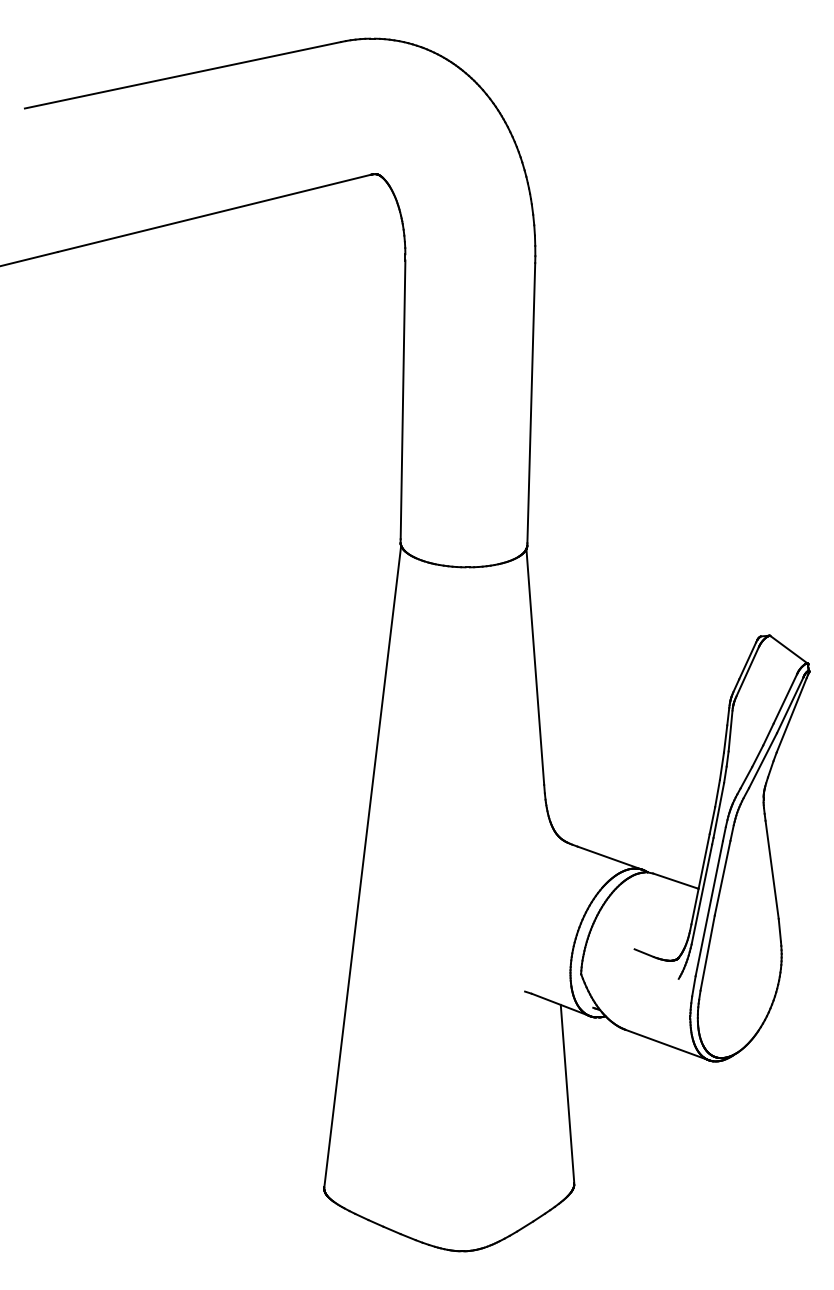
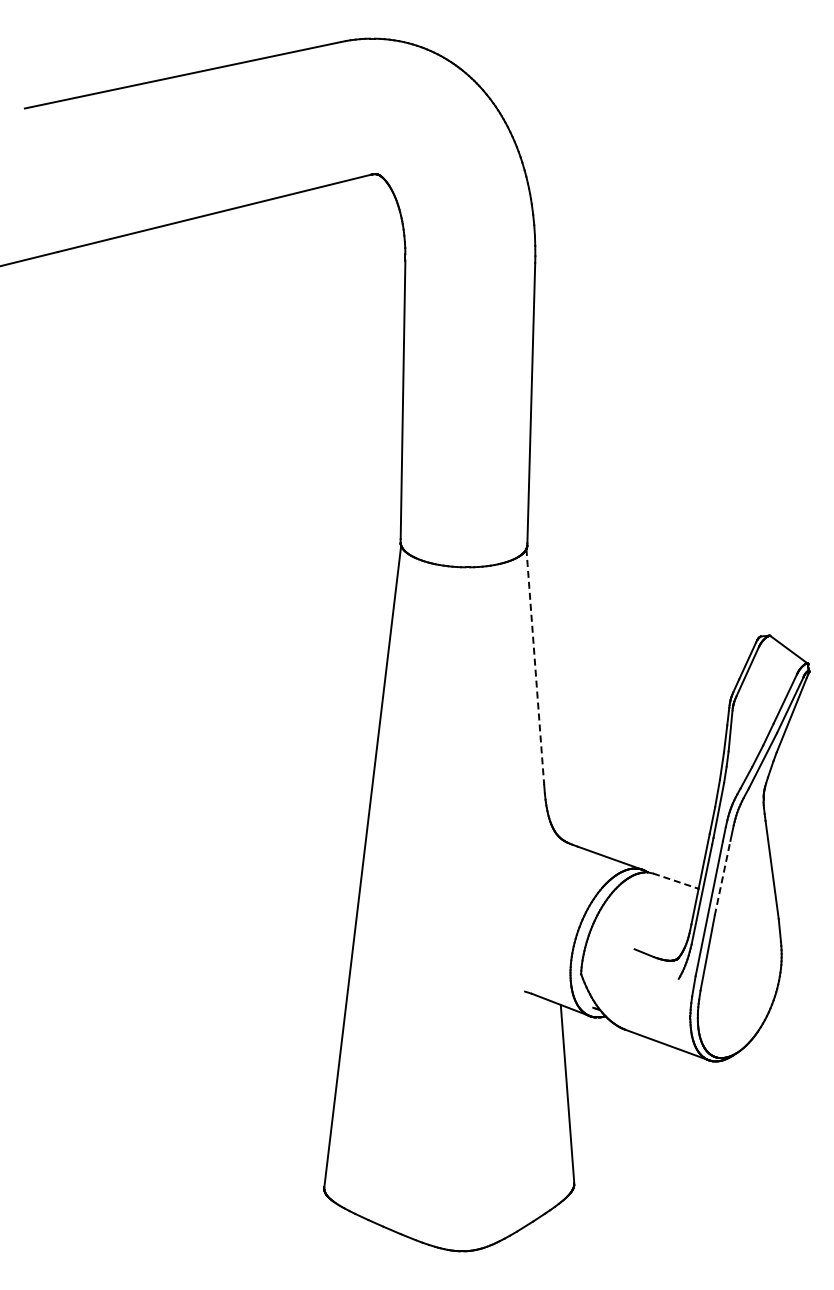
line: solid -> dashed (535, 667)
line: solid -> dashed (722, 877)
line: solid -> dashed (675, 881)
